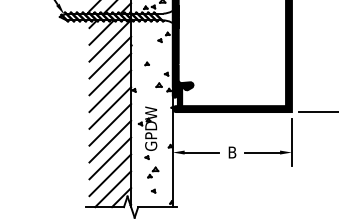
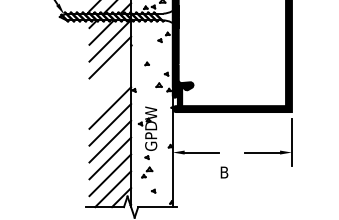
line: present -> none (110, 74)
line: present -> none (110, 91)
line: present -> none (316, 112)
text position: (232, 152) -> (224, 172) (224, 172)
part position: (153, 172) -> (147, 172) (147, 172)
